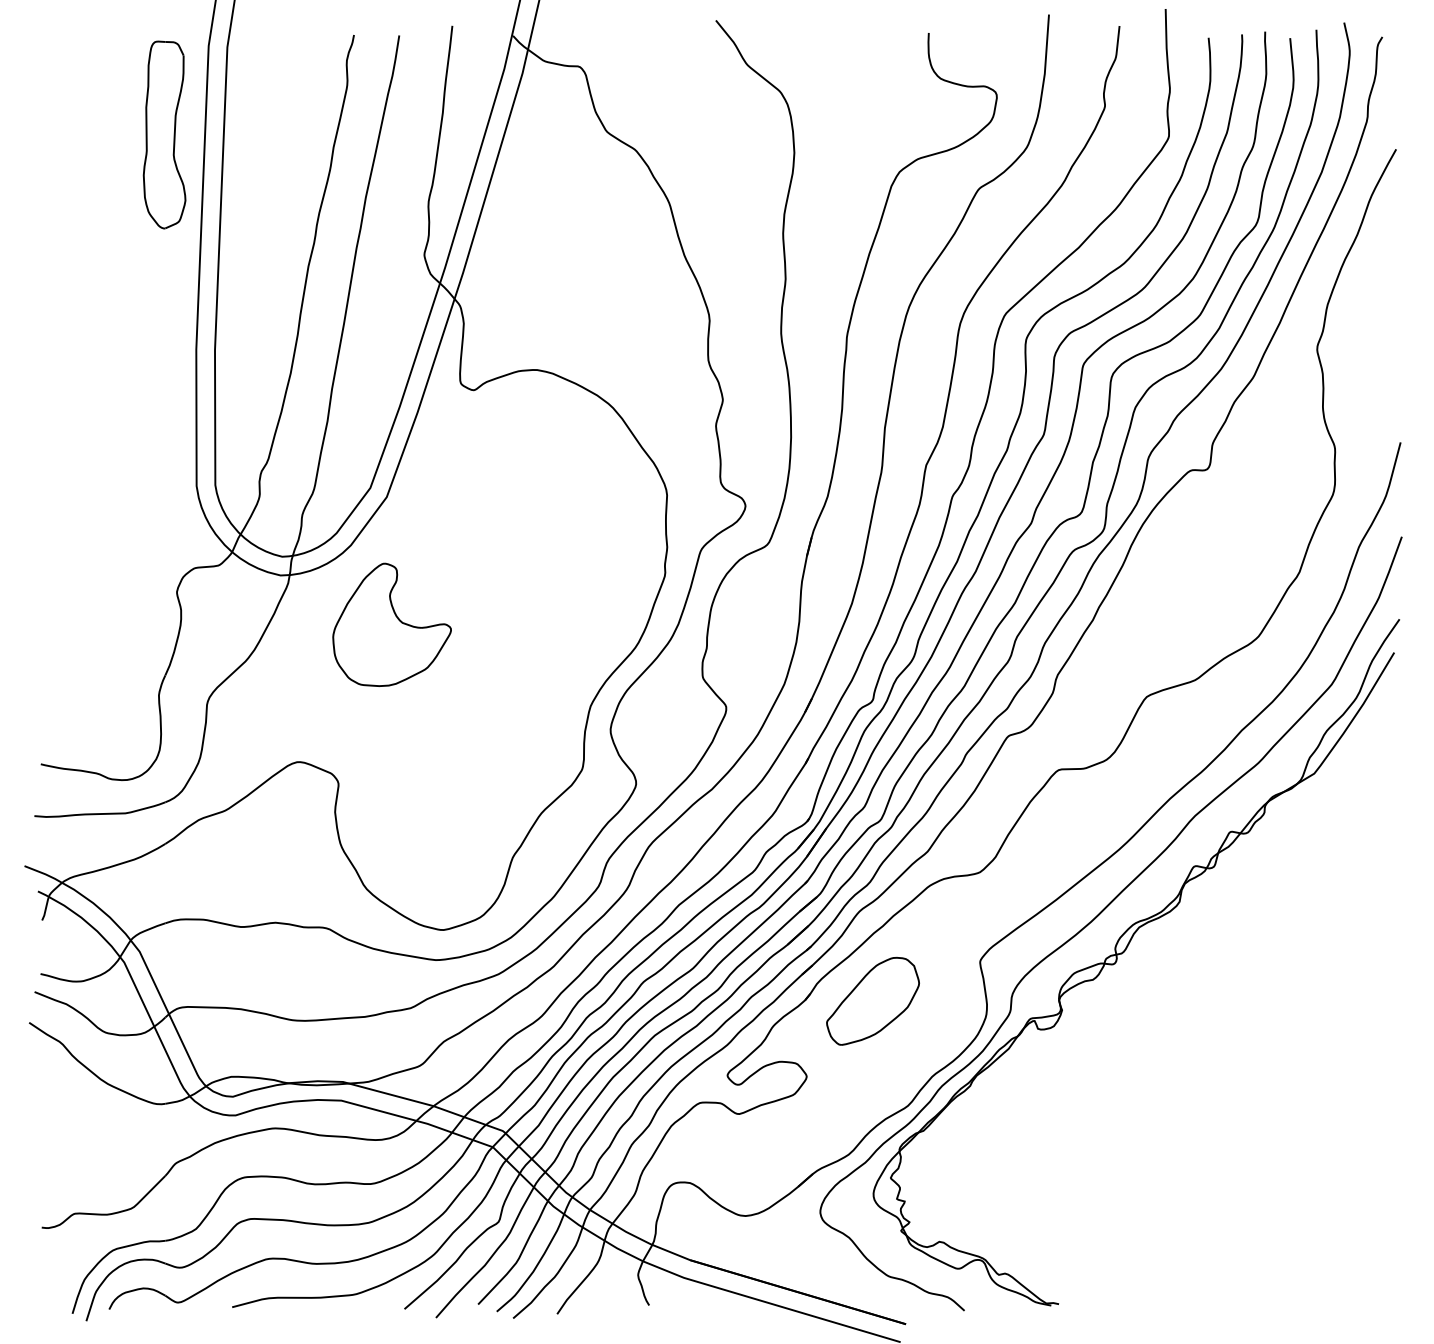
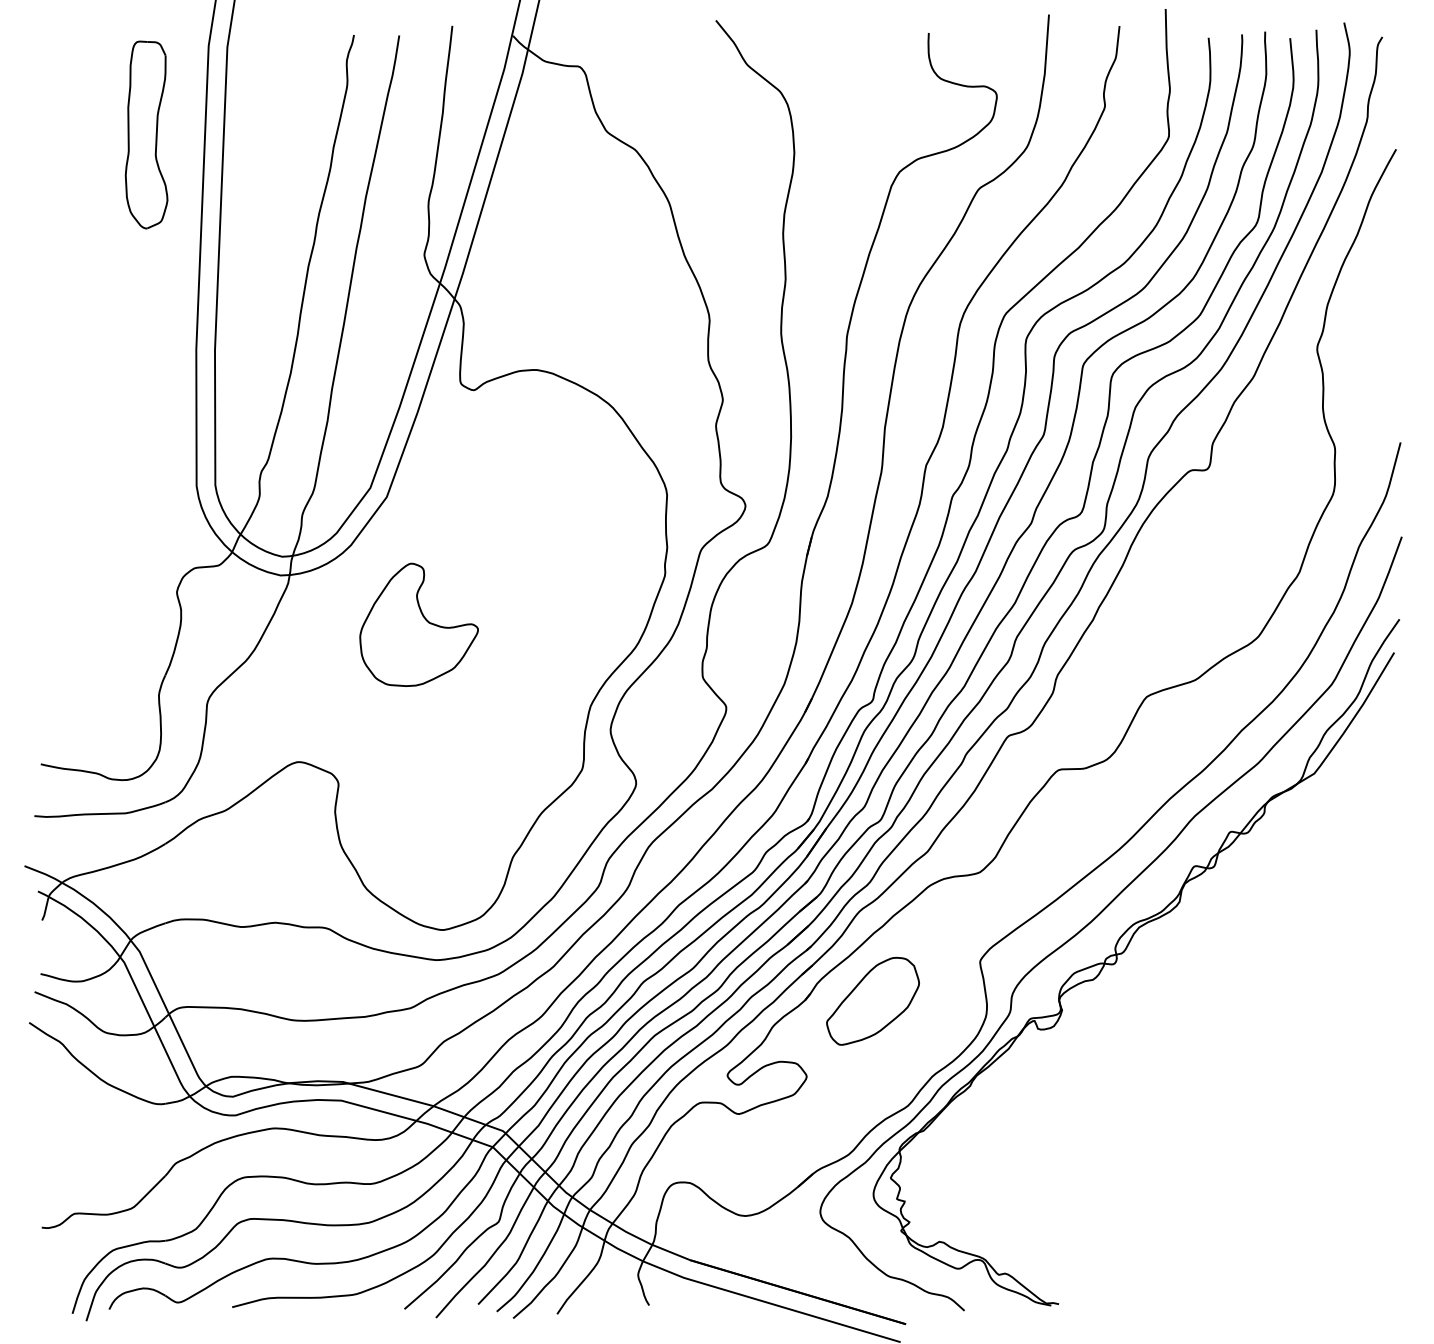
part position: (164, 134) -> (146, 134) (146, 134)
part position: (391, 624) -> (418, 624) (418, 624)
